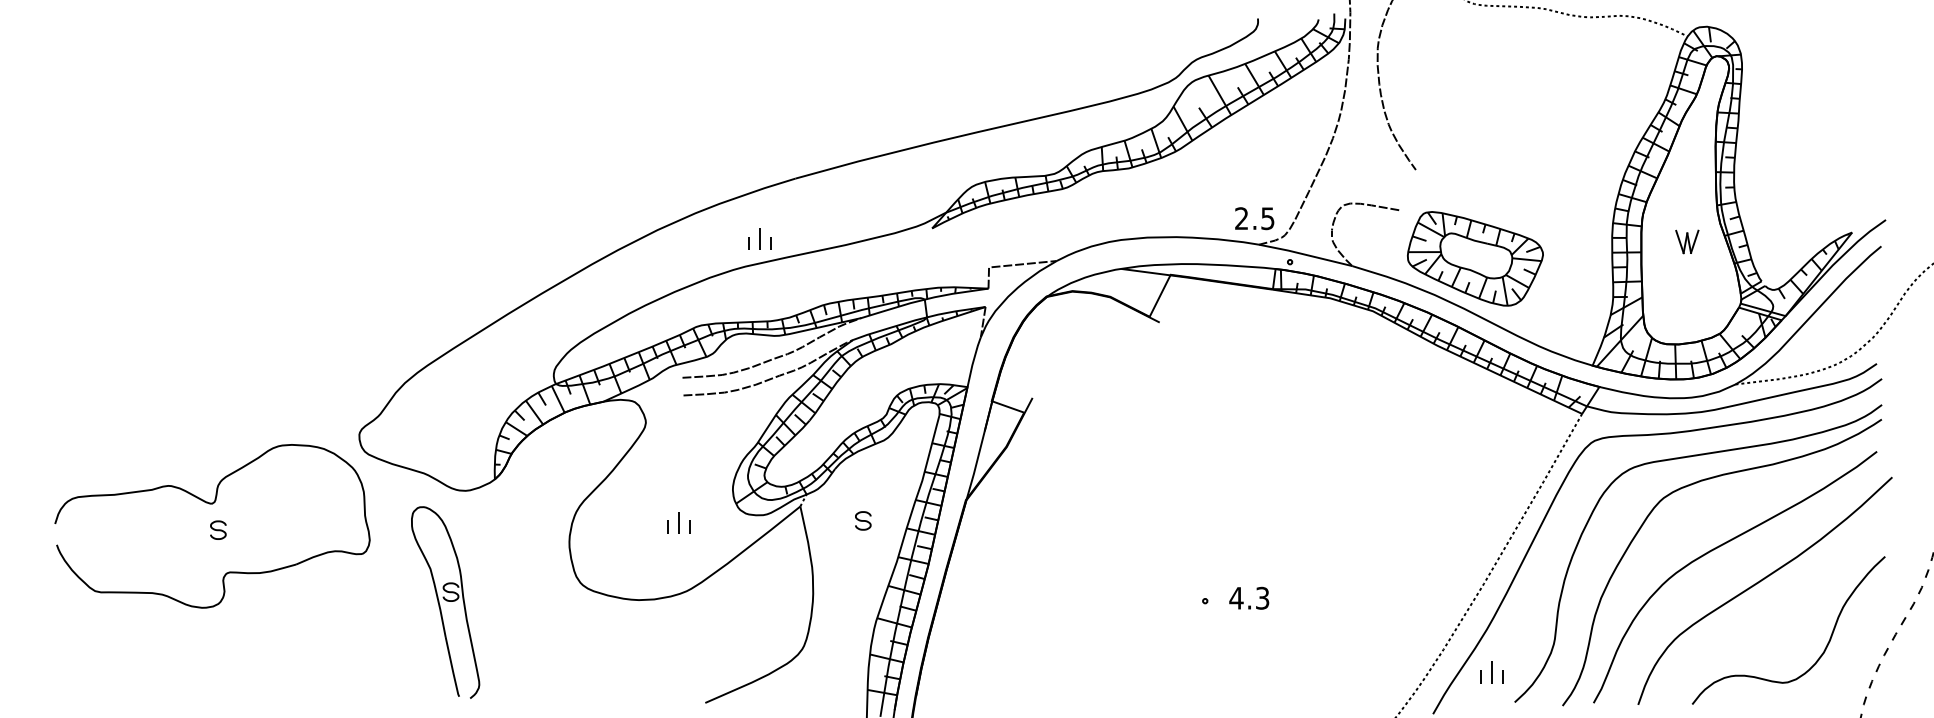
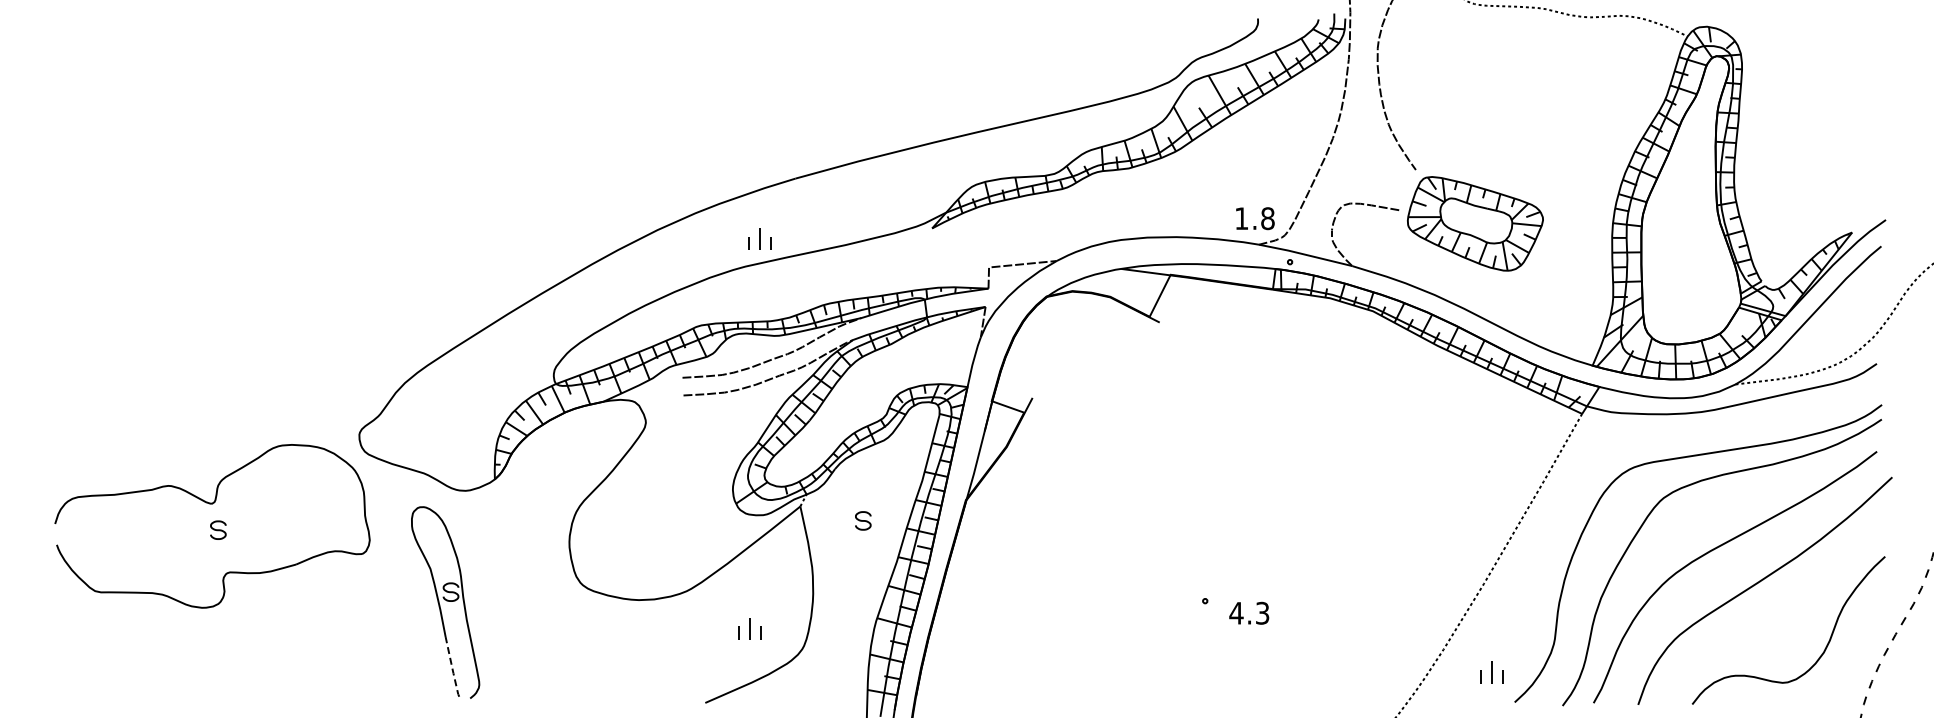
text: 2.5 -> 1.8 (1254, 218)
part: present -> none (1687, 241)
part position: (1475, 258) -> (1475, 223) (1475, 223)
curve: present -> none (1643, 436)
part position: (678, 522) -> (749, 628) (749, 628)
text position: (1249, 597) -> (1249, 612) (1249, 612)
line: solid -> dashed (452, 667)
